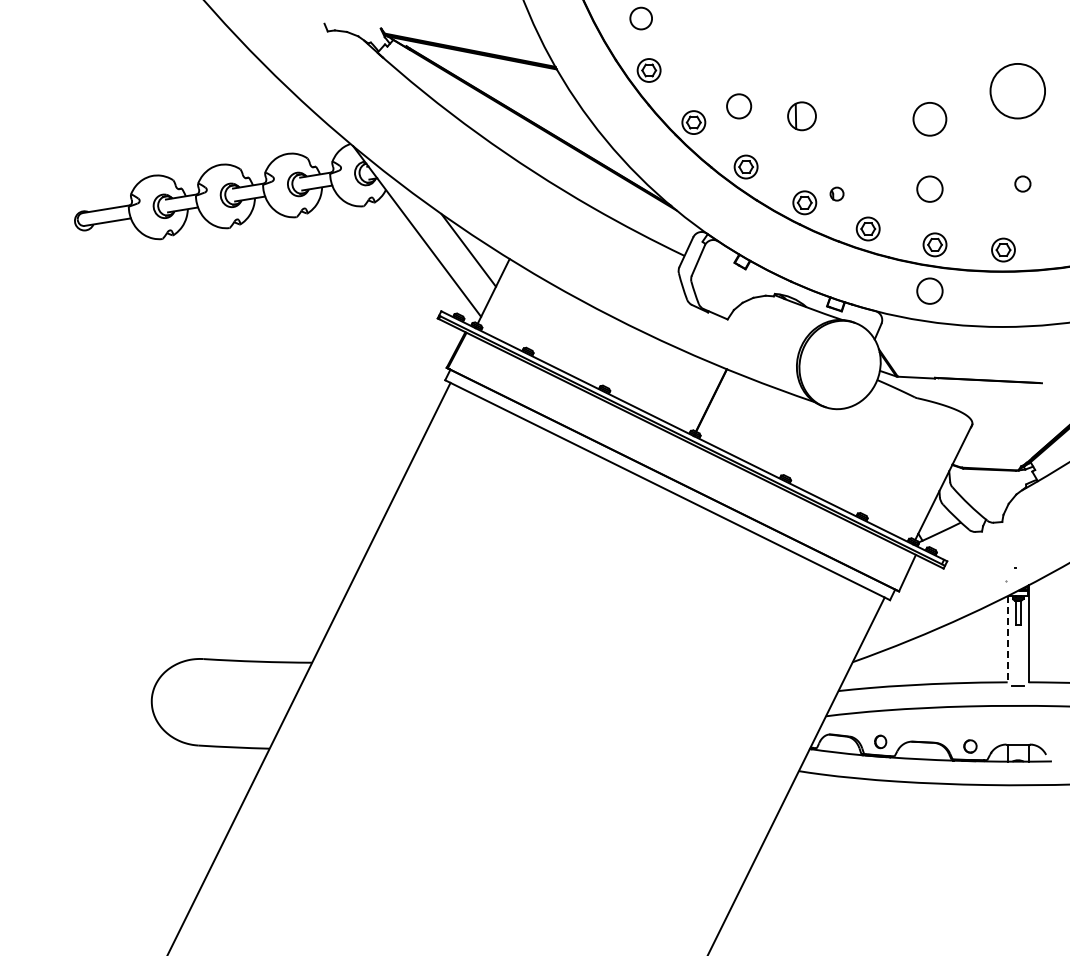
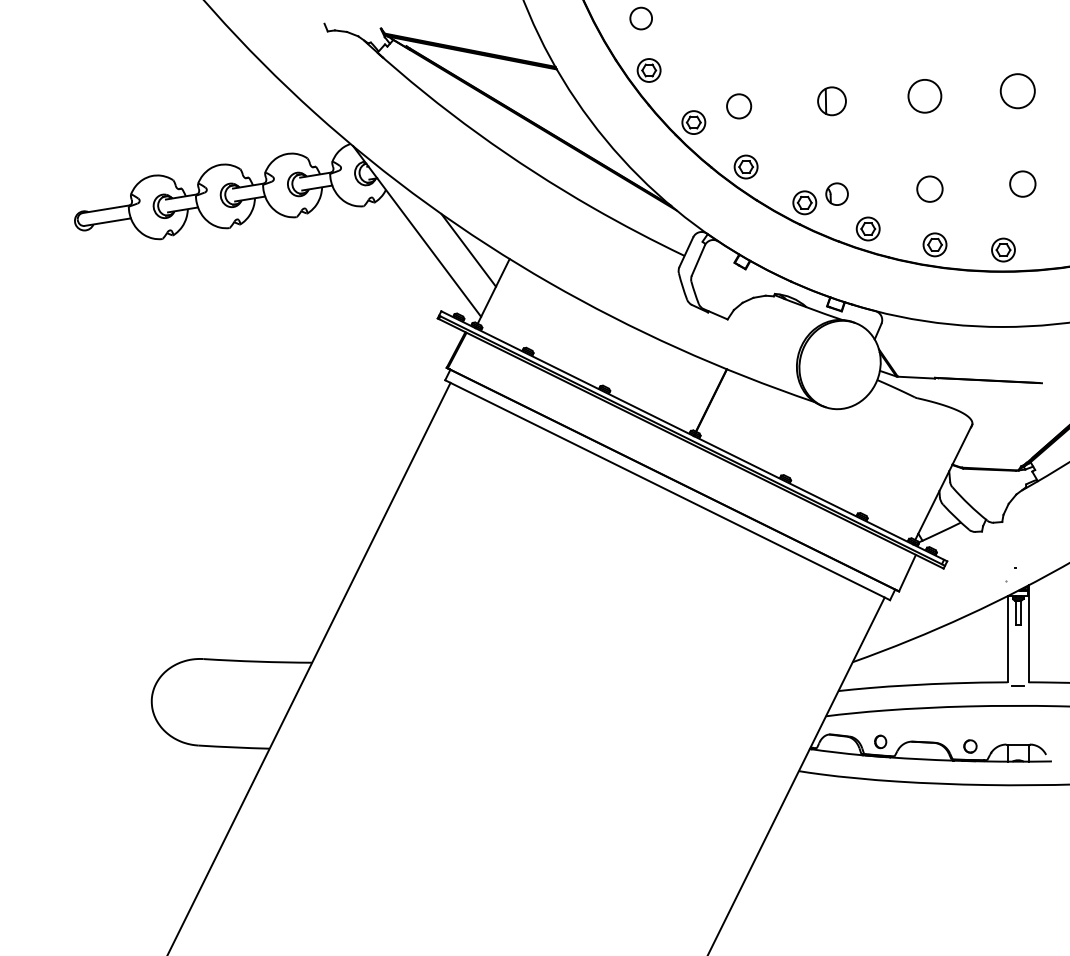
circle diameter: 55 px -> 34 px (1017, 91)
part position: (801, 116) -> (831, 101) (831, 101)
circle position: (929, 119) -> (924, 96) (924, 96)
circle size: 18x18 px -> 28x28 px (1022, 183)
part size: 16x16 px -> 24x24 px (836, 193)
circle: present -> none (929, 290)
line: dashed -> solid (1007, 639)
